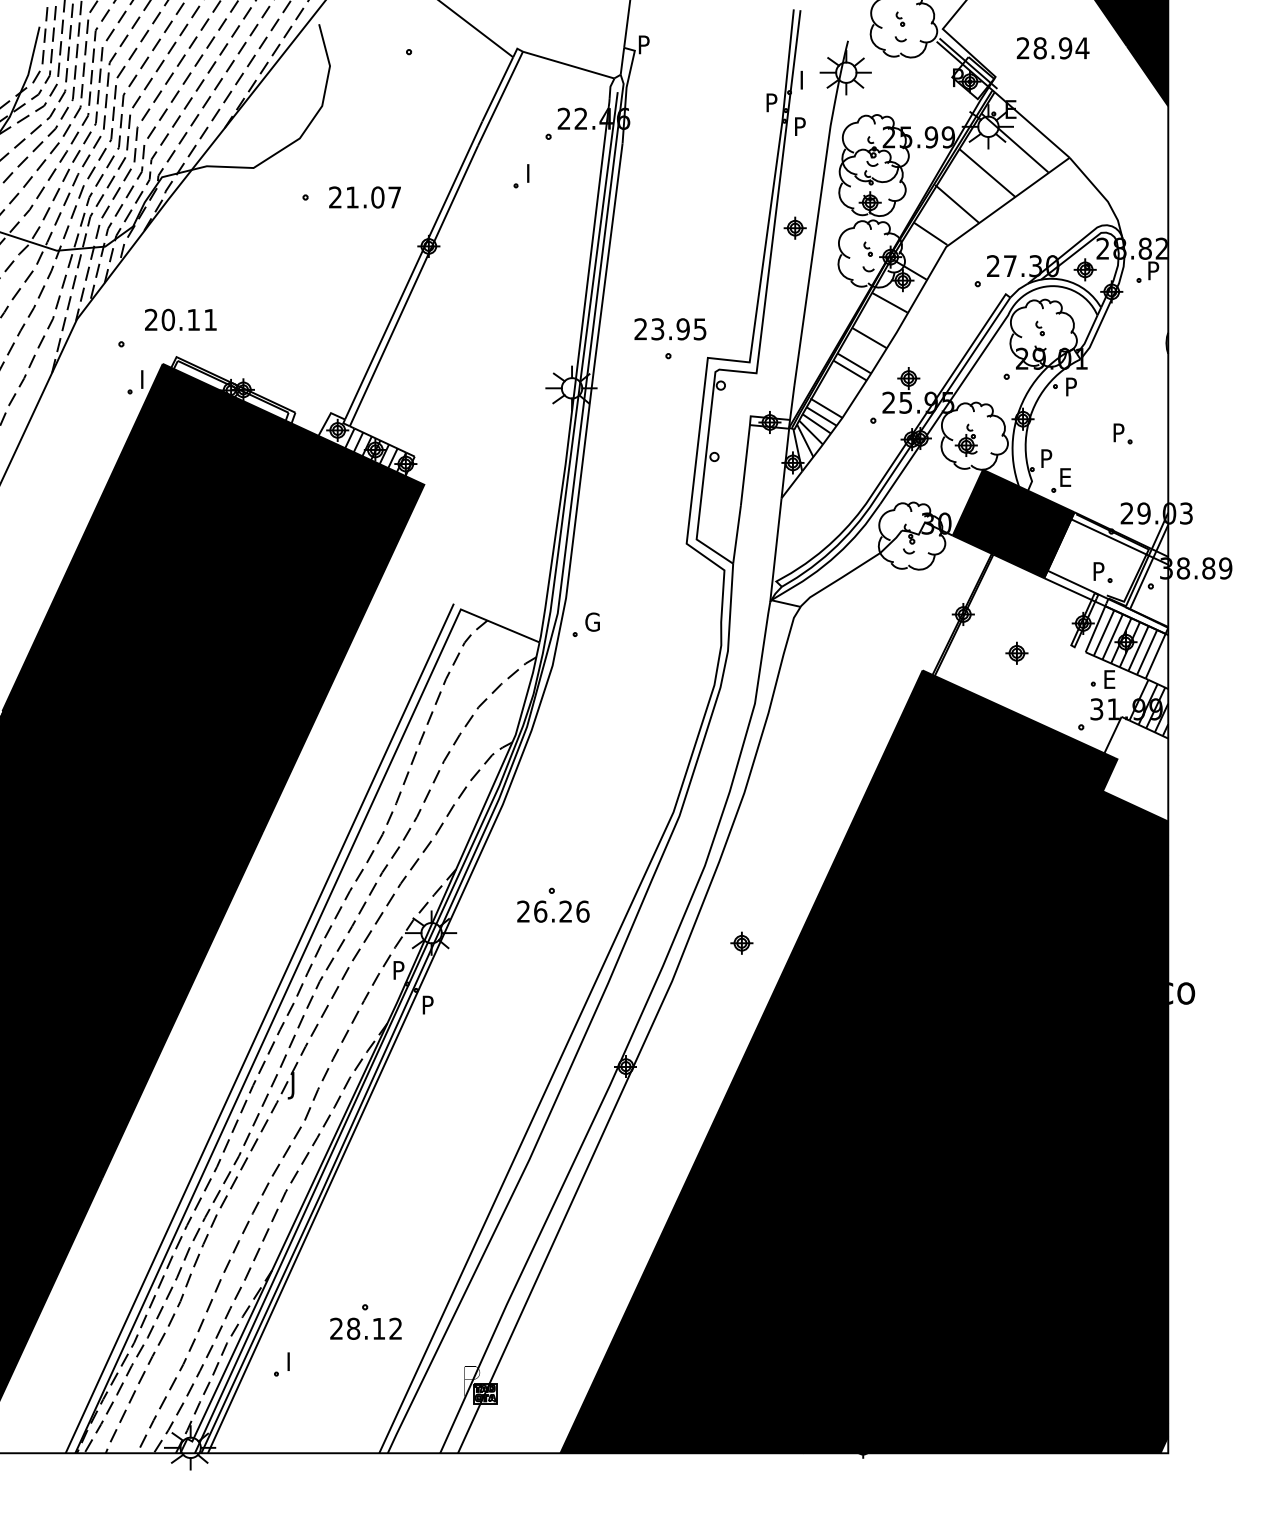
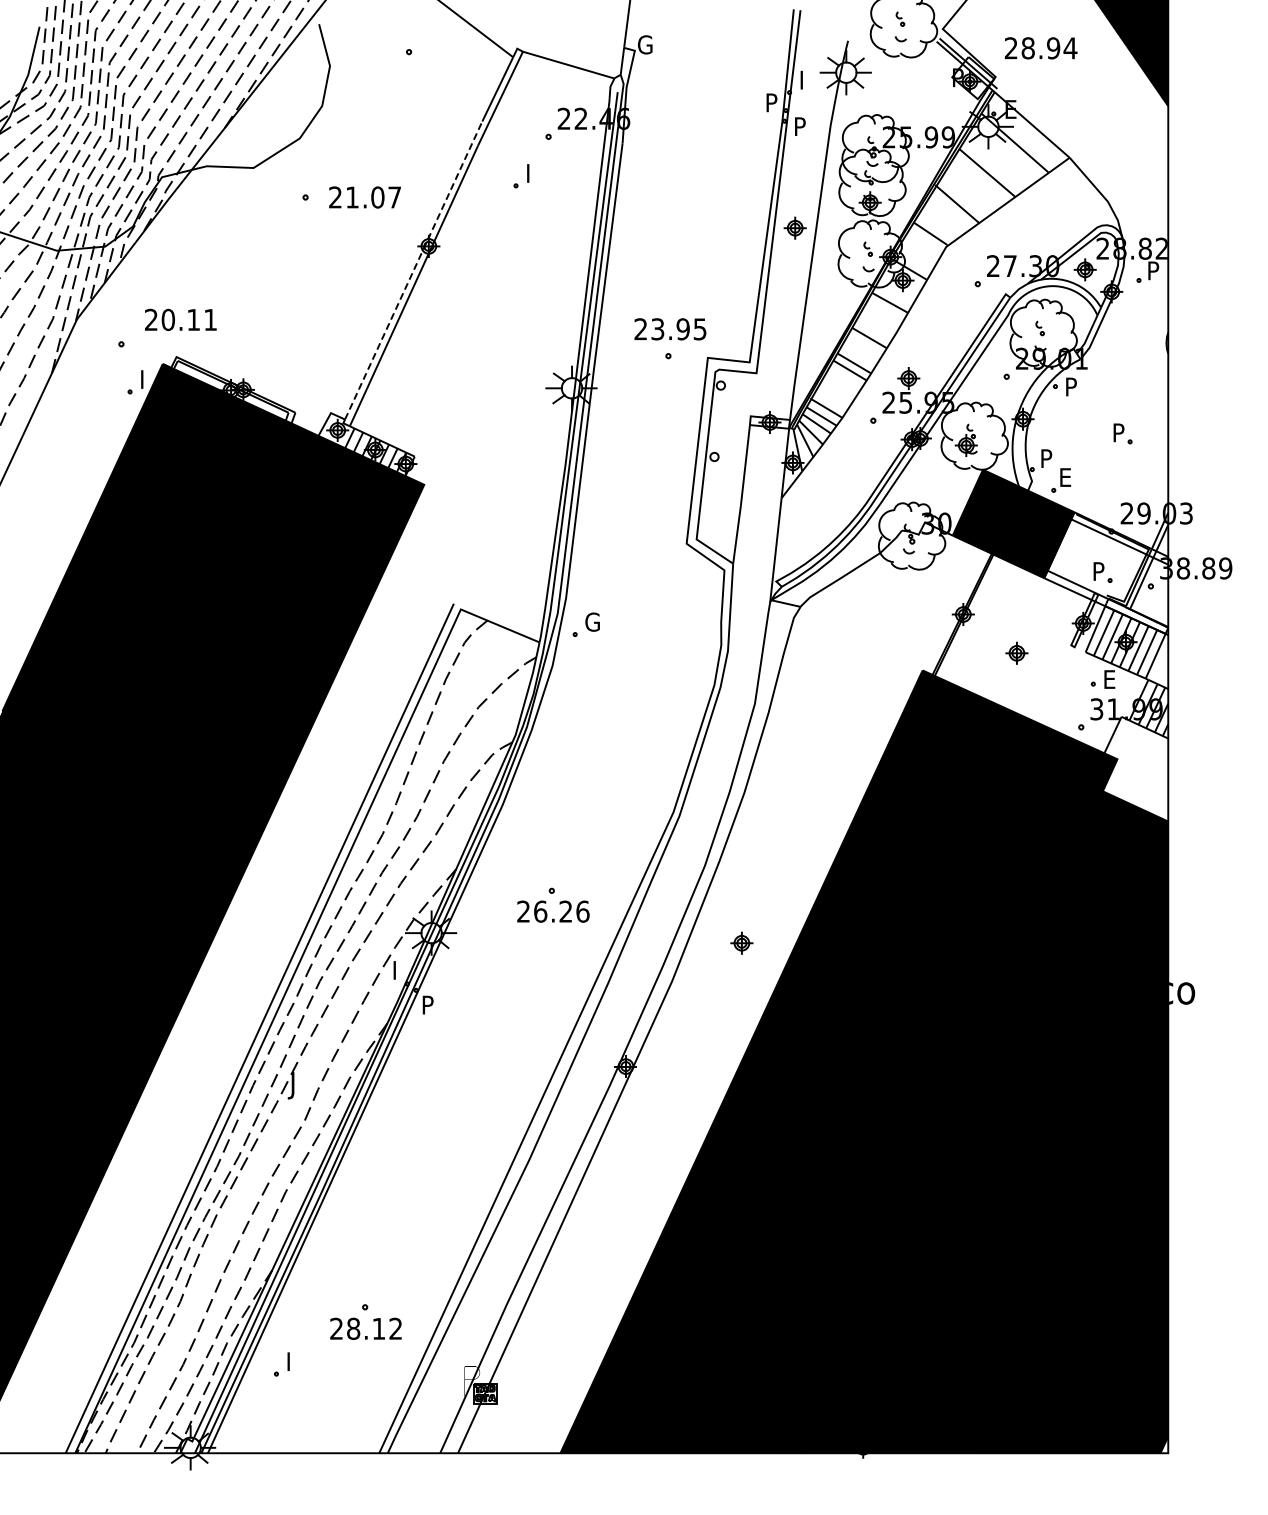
text: P -> G (645, 44)
text position: (1052, 48) -> (1040, 48) (1040, 48)
line: solid -> dashed (413, 270)
text: P -> I (400, 966)
